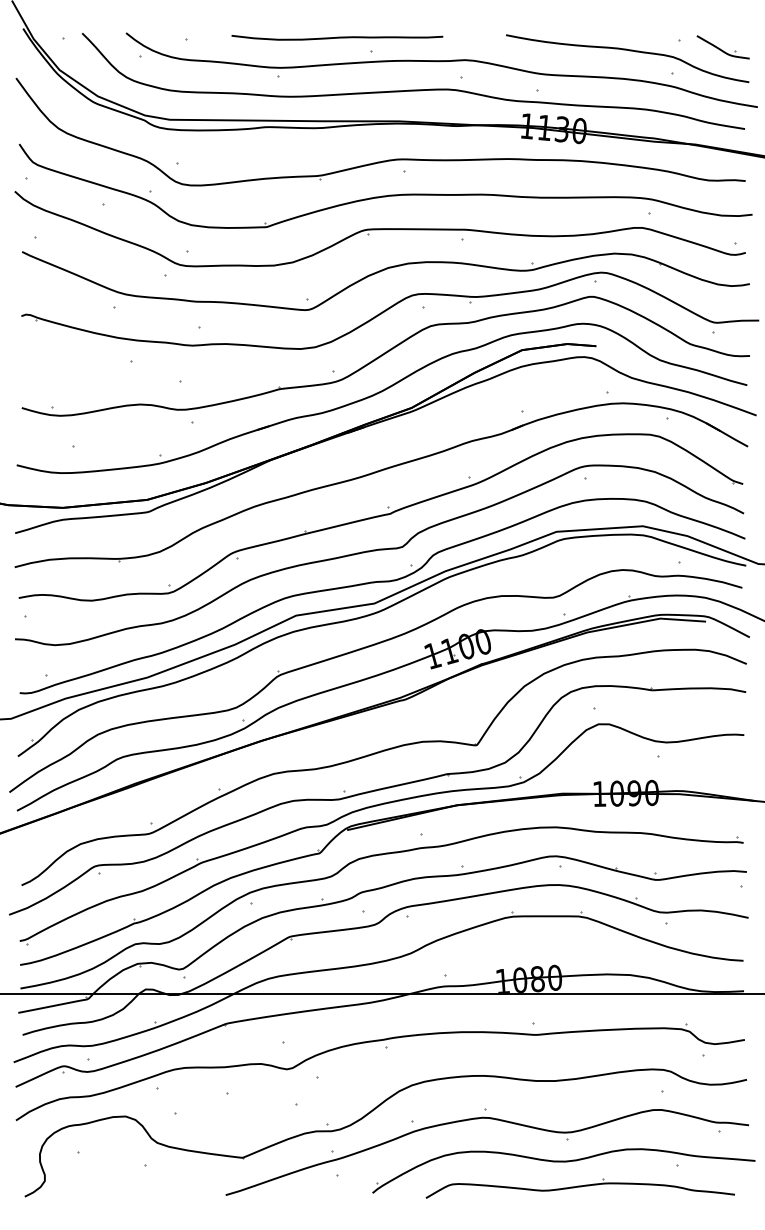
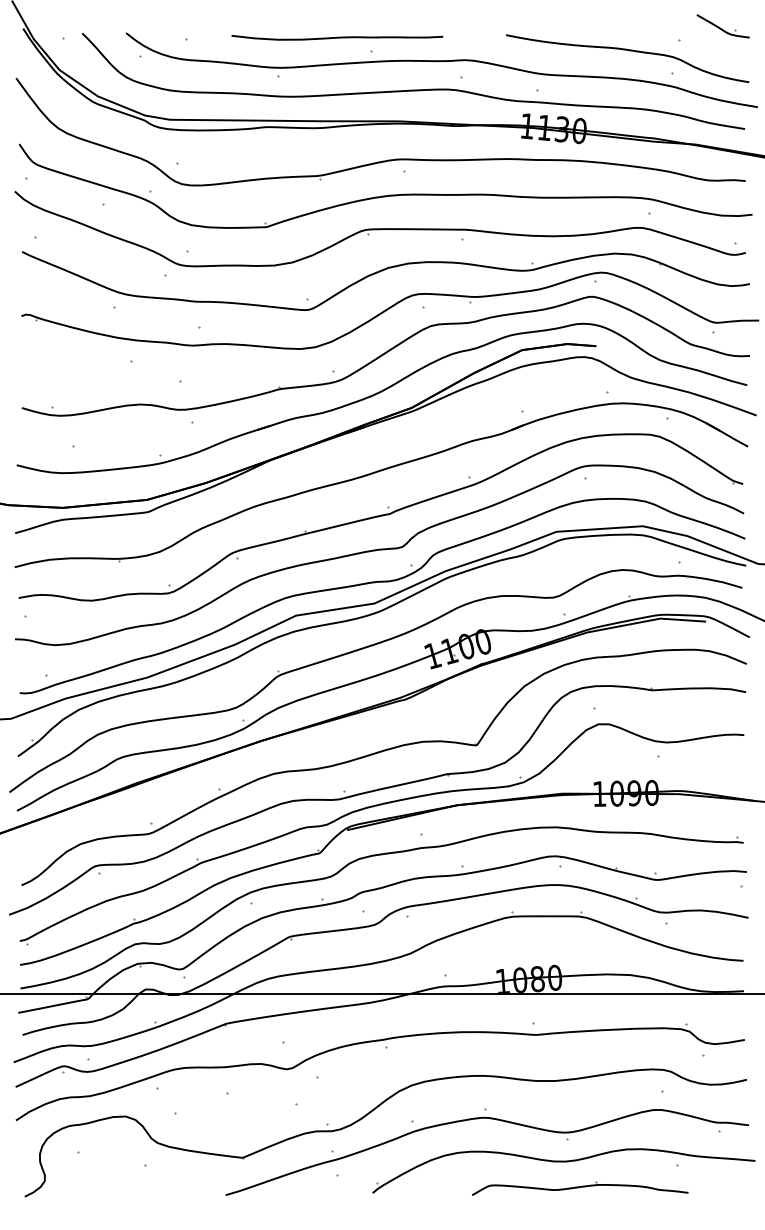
part position: (722, 47) -> (722, 26) (722, 26)
part size: 310x21 px -> 217x15 px (580, 1188)
